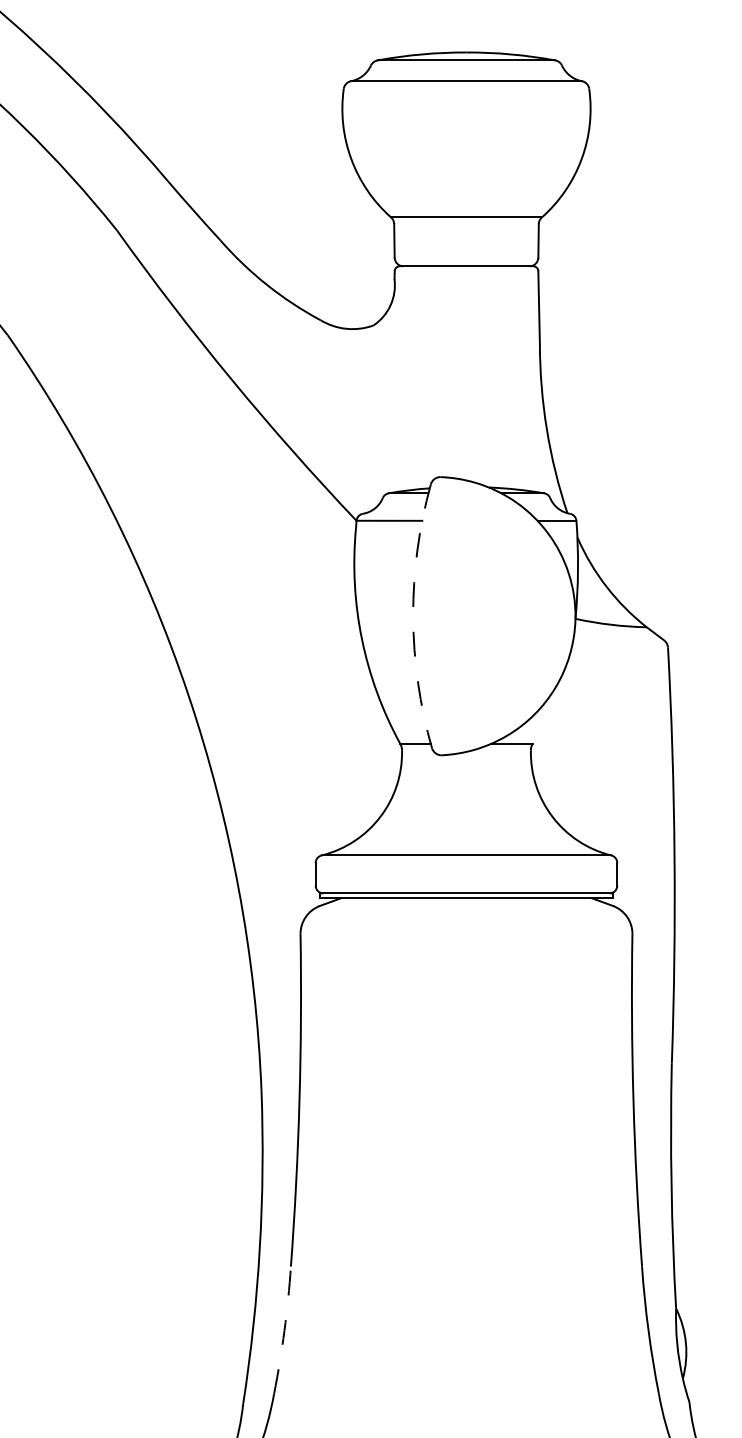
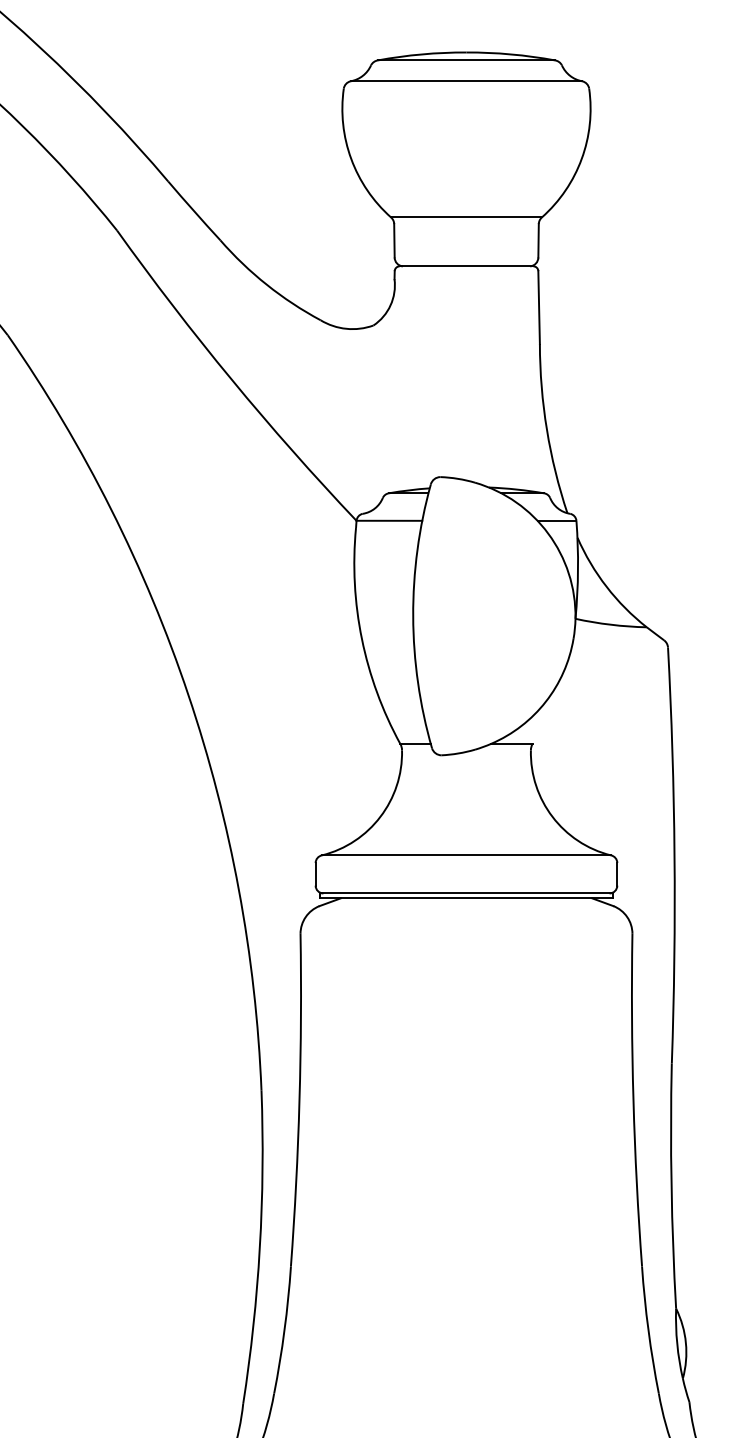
arc: dashed -> solid (413, 616)
arc: dashed -> solid (284, 1330)
